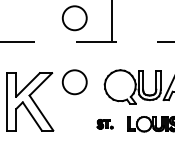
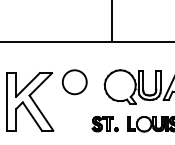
circle: present -> none (74, 18)
line: dashed -> solid (87, 41)
part size: 18x11 px -> 28x17 px (104, 124)
